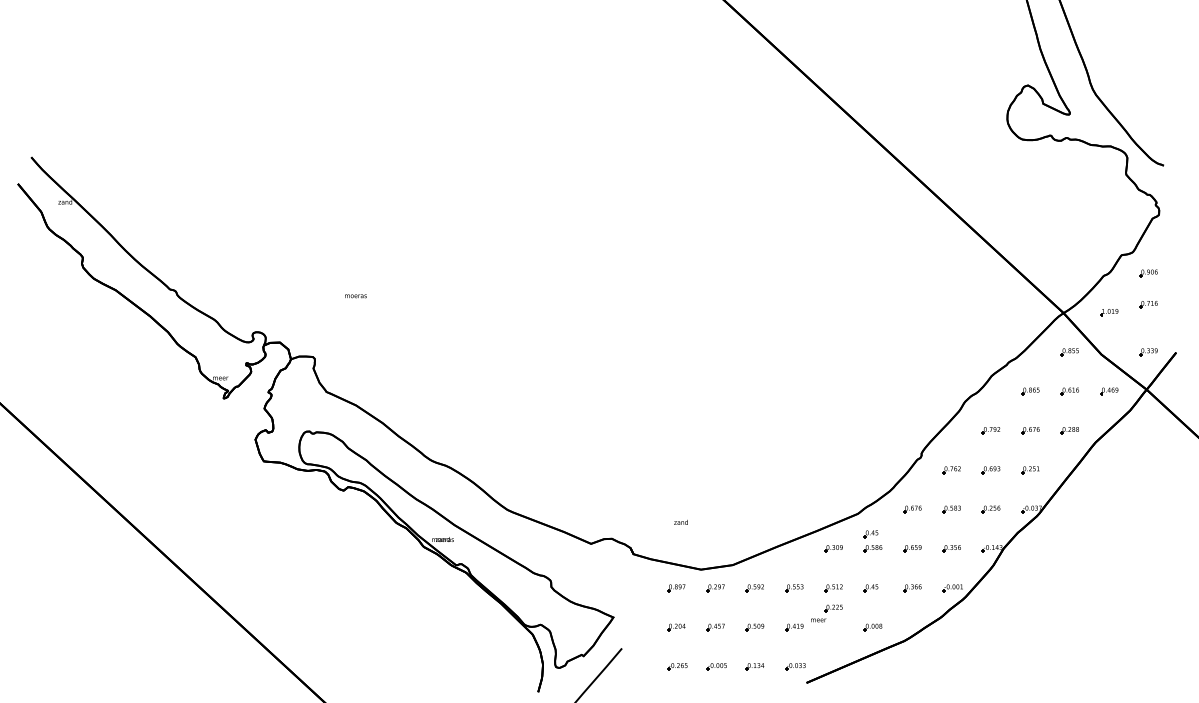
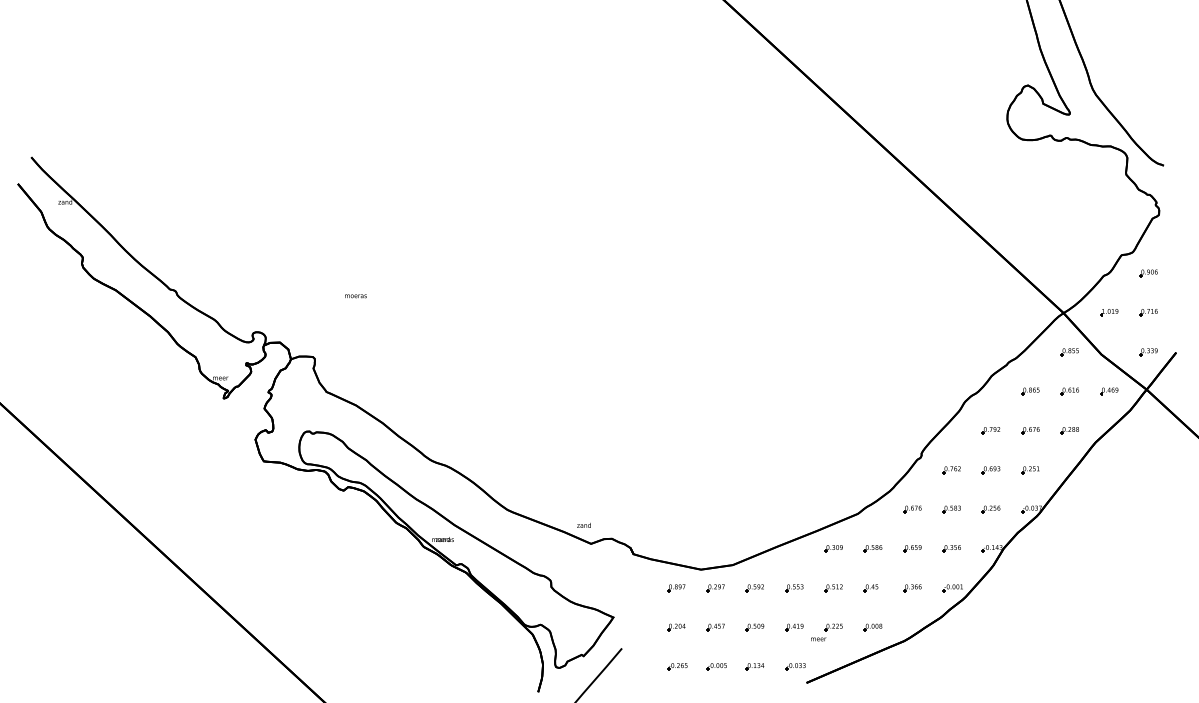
part position: (1148, 304) -> (1148, 312) (1148, 312)
text position: (680, 521) -> (583, 524) (583, 524)
part: present -> none (870, 534)
part position: (826, 613) -> (826, 632) (826, 632)
